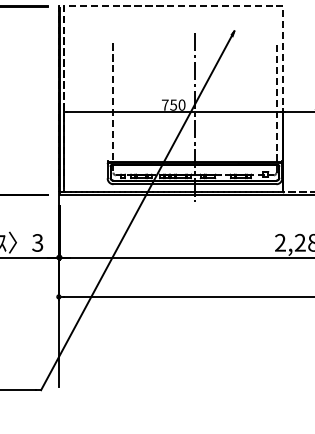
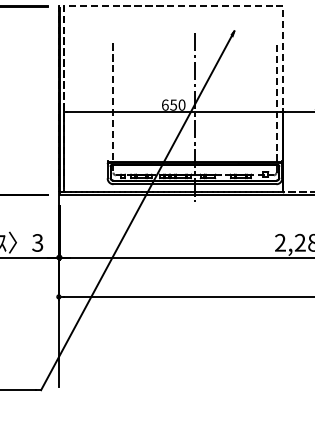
text: 750 -> 650 (165, 104)
